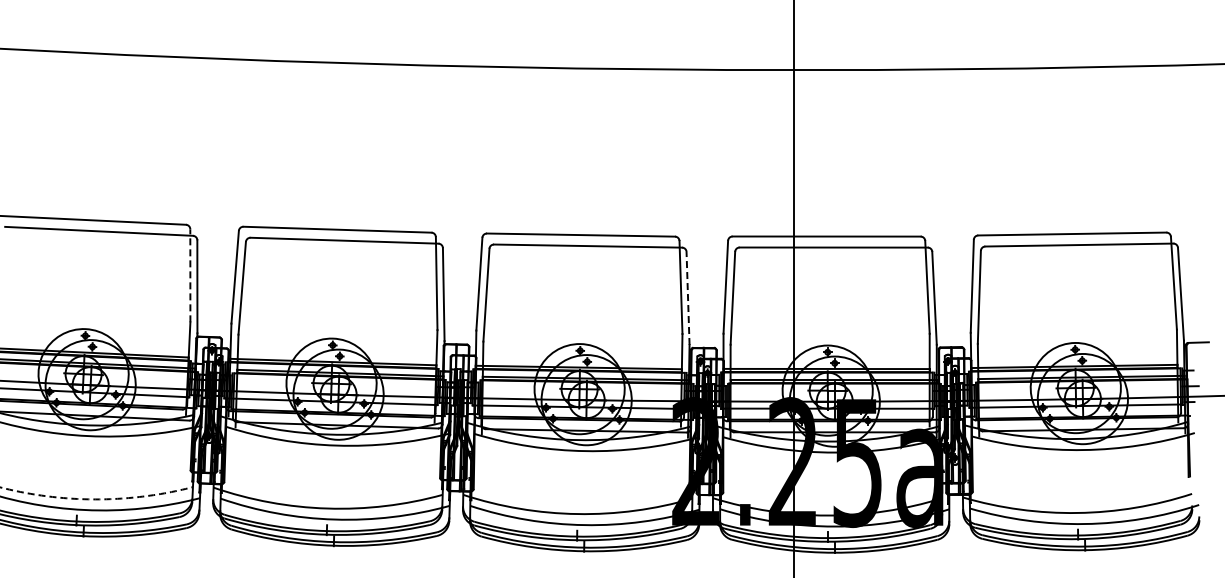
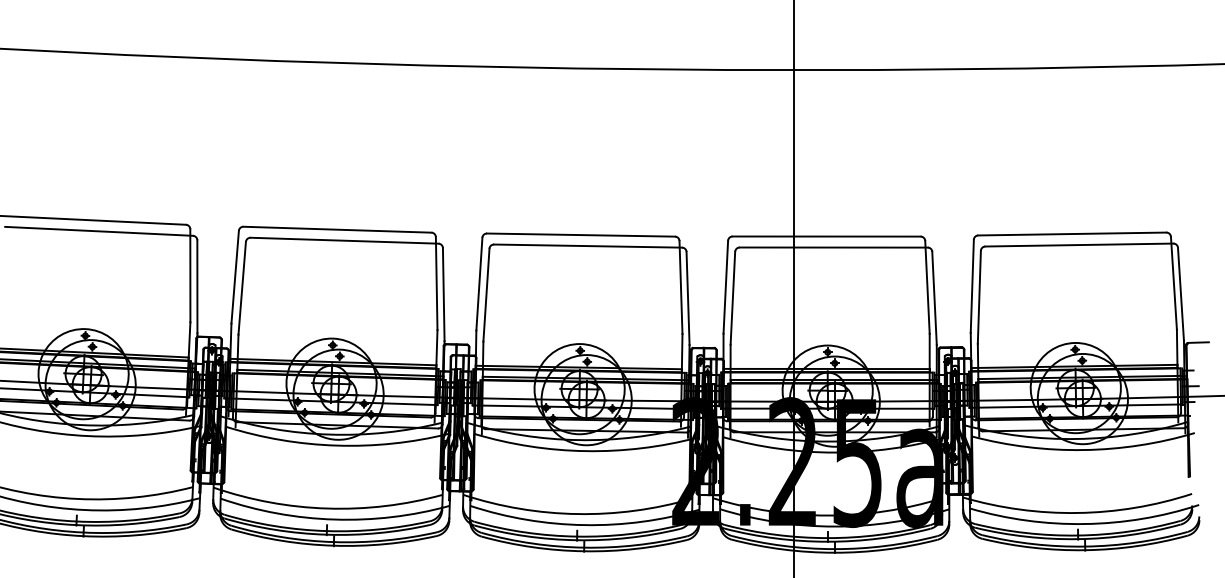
line: dashed -> solid (190, 275)
line: dashed -> solid (688, 298)
arc: dashed -> solid (96, 499)
